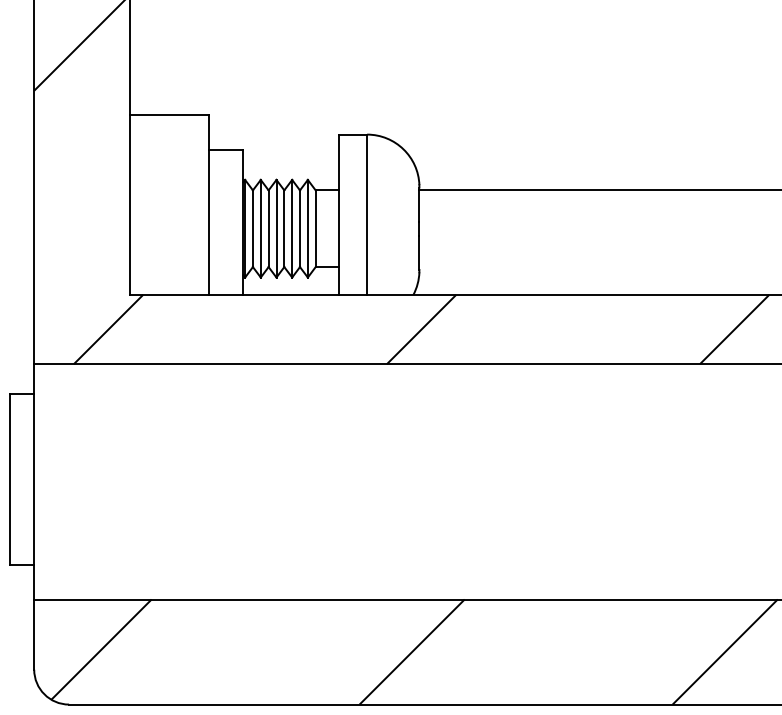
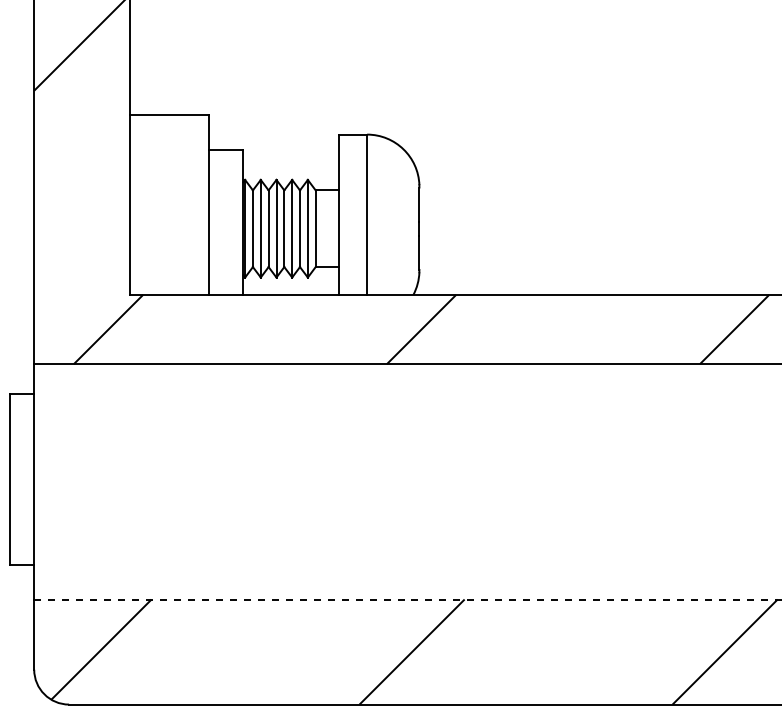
line: present -> none (598, 190)
line: solid -> dashed (407, 599)
